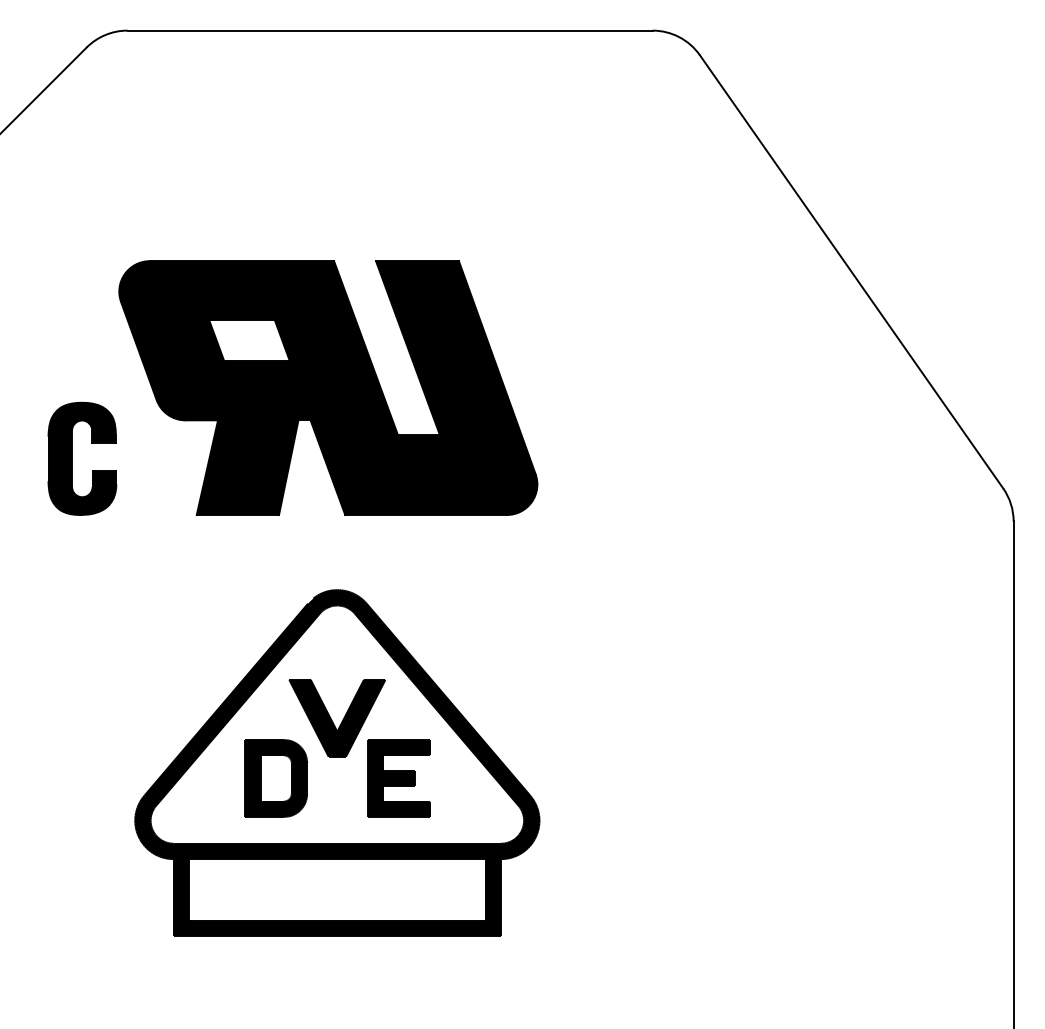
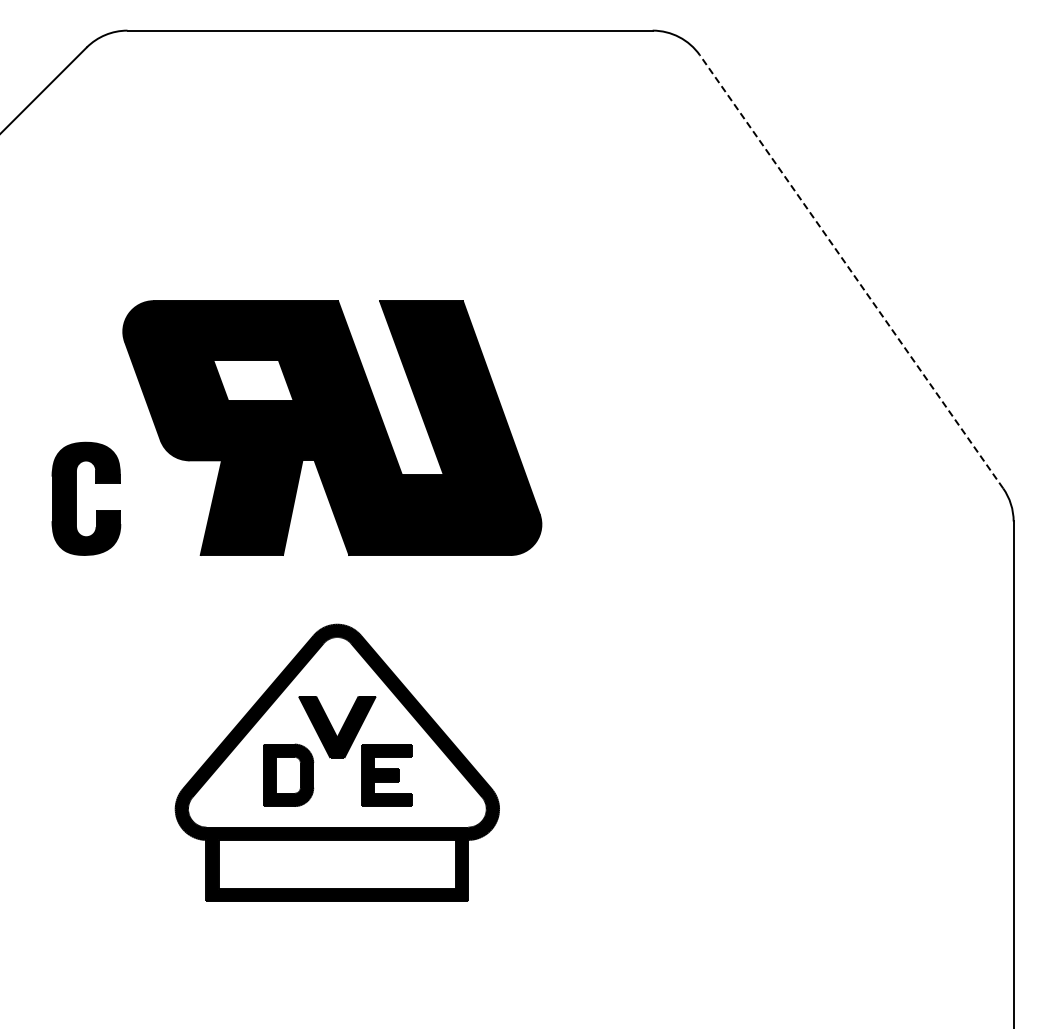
line: solid -> dashed (851, 271)
part position: (292, 387) -> (296, 427) (296, 427)
part size: 407x348 px -> 326x279 px (336, 762)
